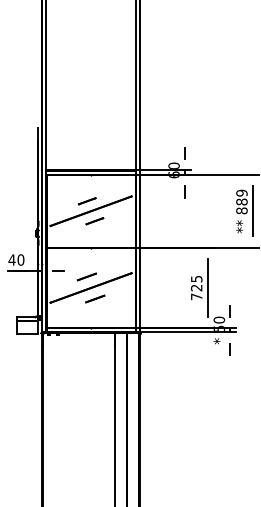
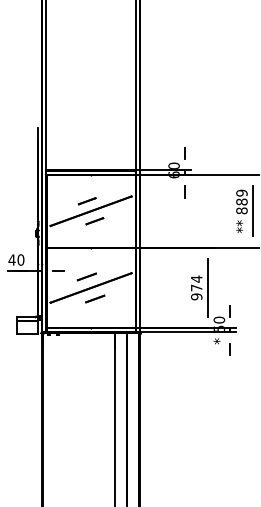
text: 725 -> 974 (196, 287)
